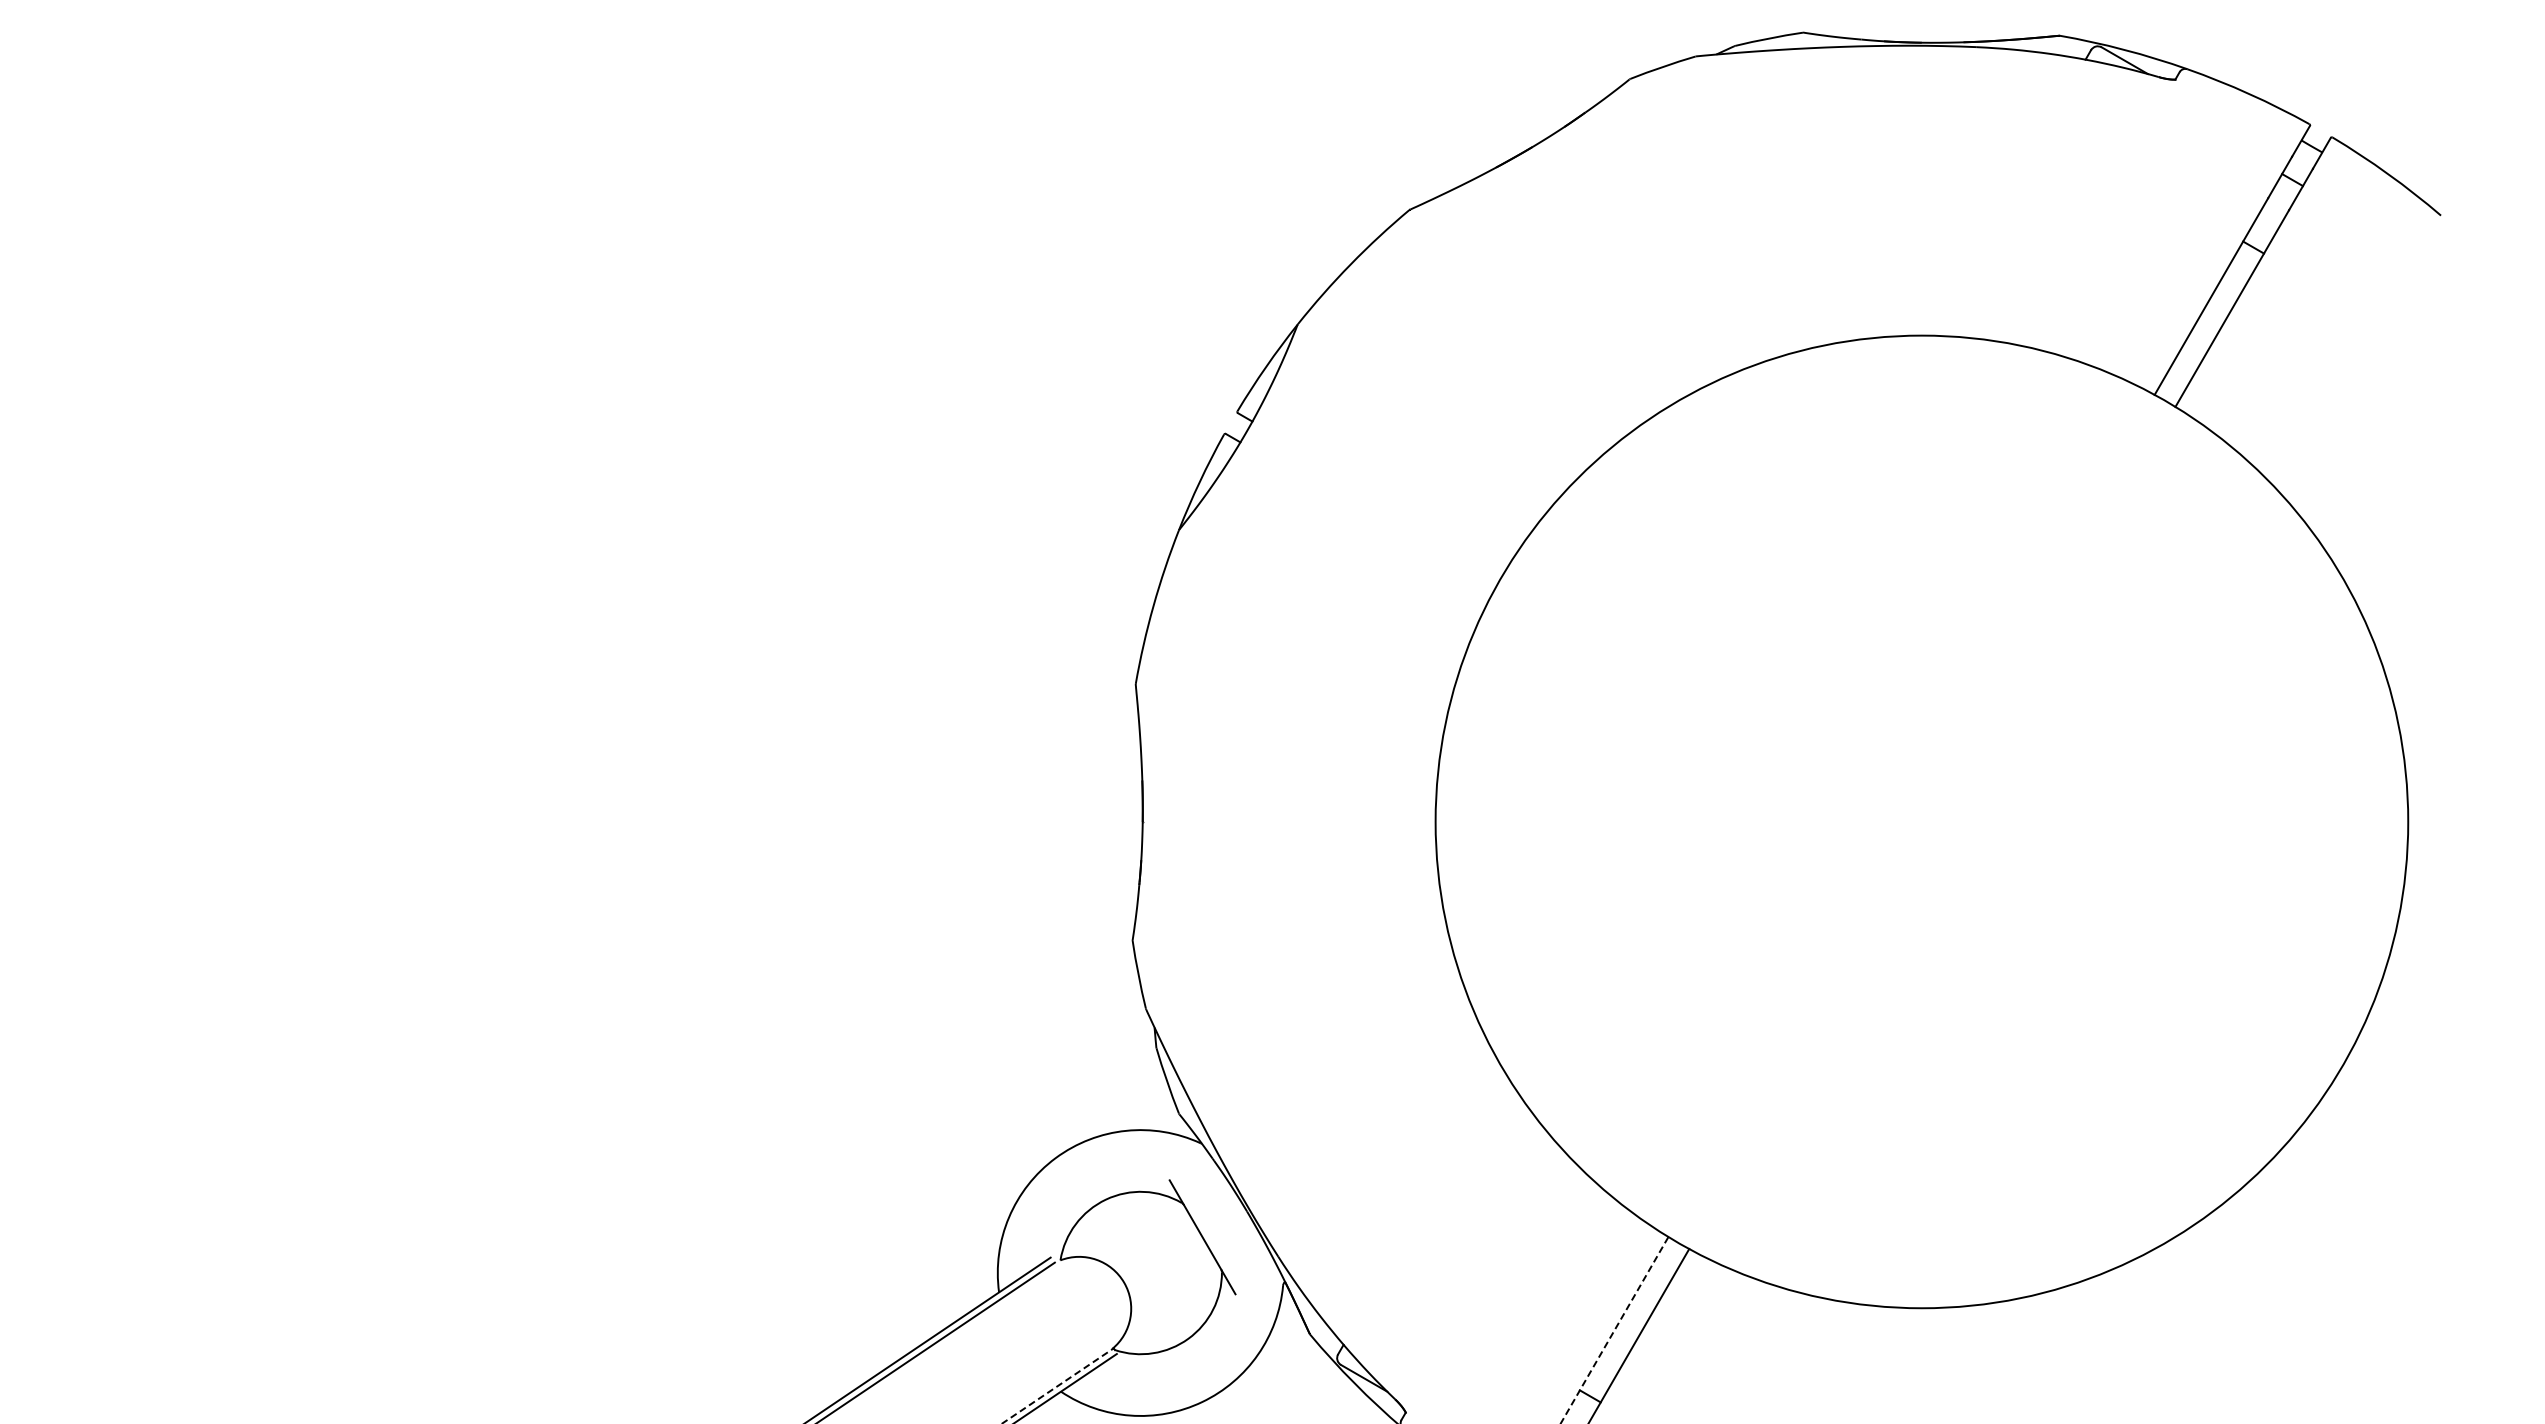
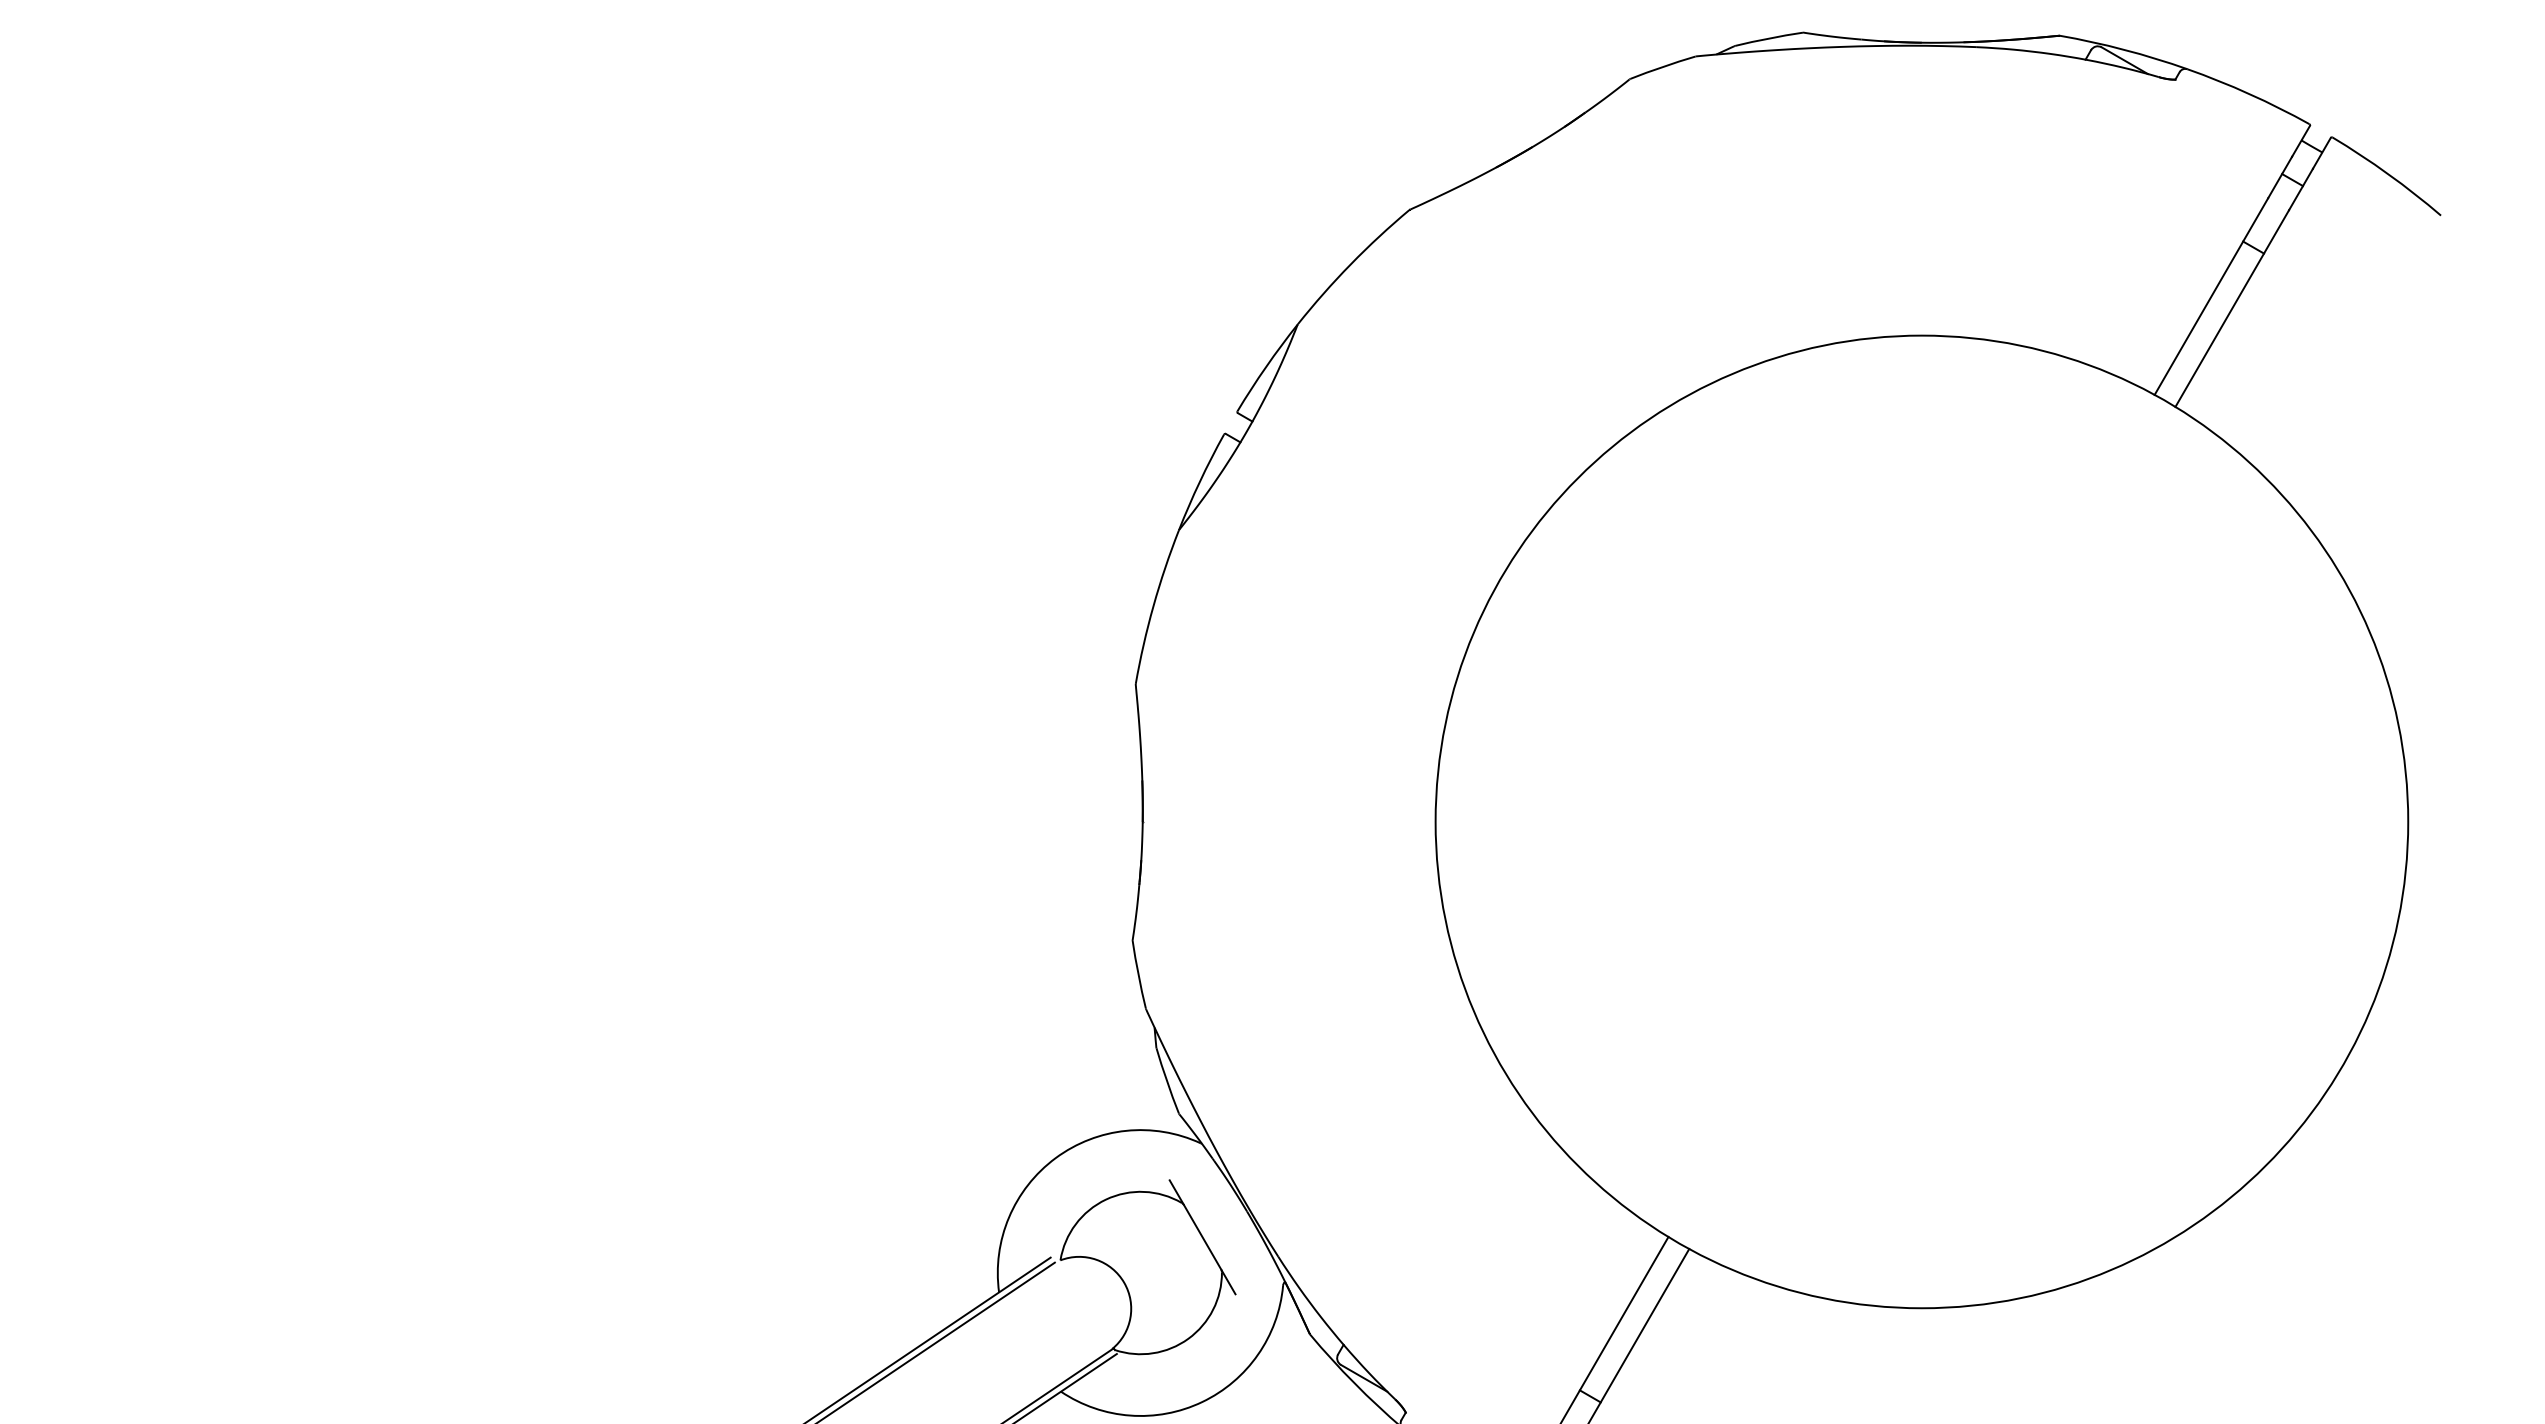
line: dashed -> solid (1614, 1330)
line: dashed -> solid (1058, 1385)
